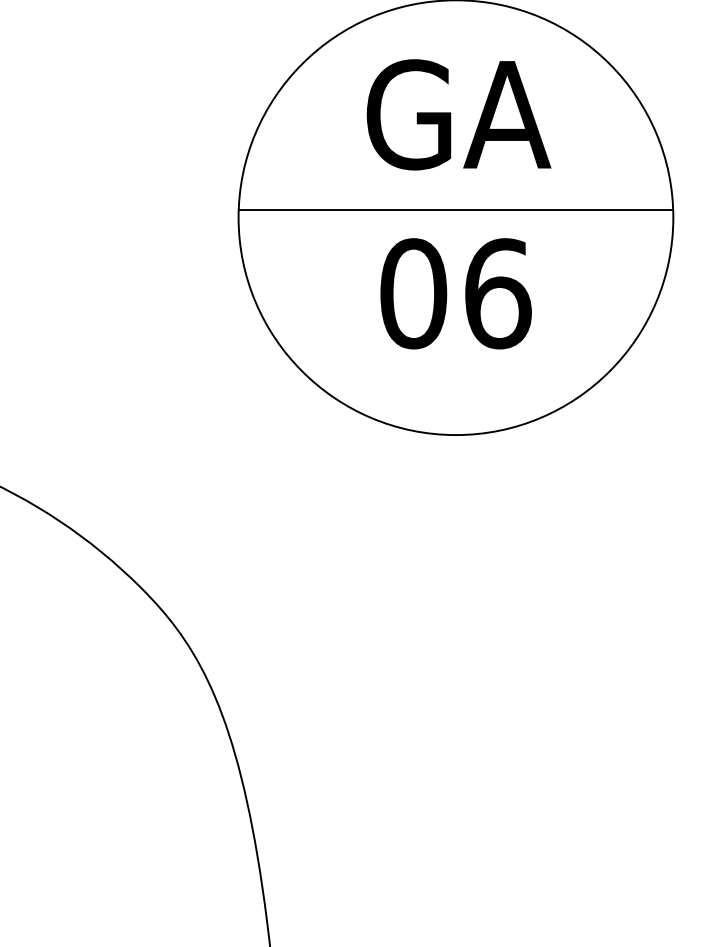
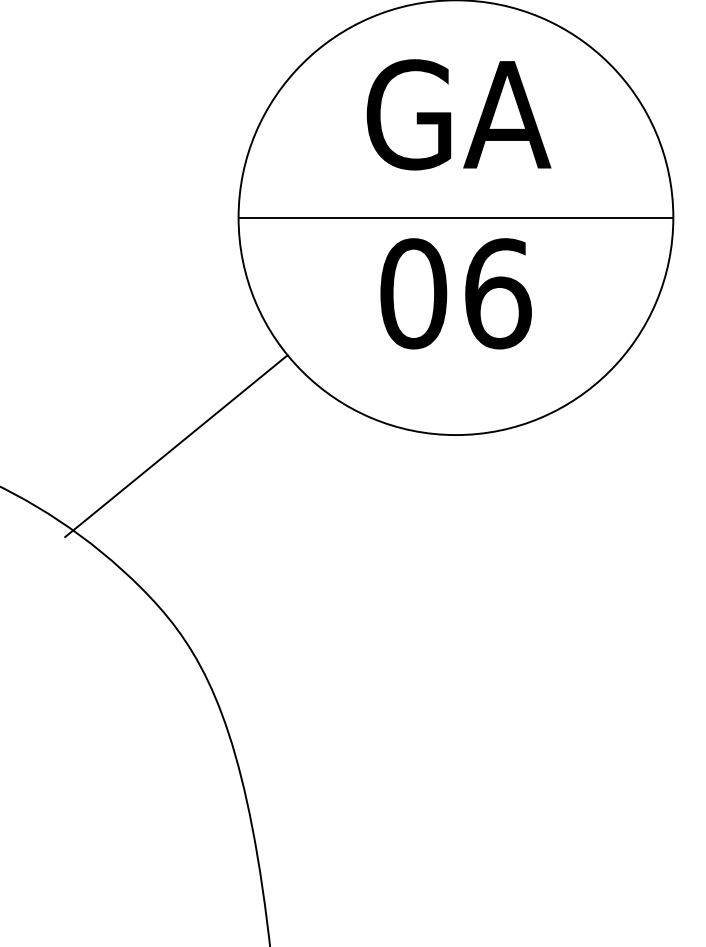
line position: (455, 209) -> (455, 217) (455, 217)
line: none -> present (176, 446)
